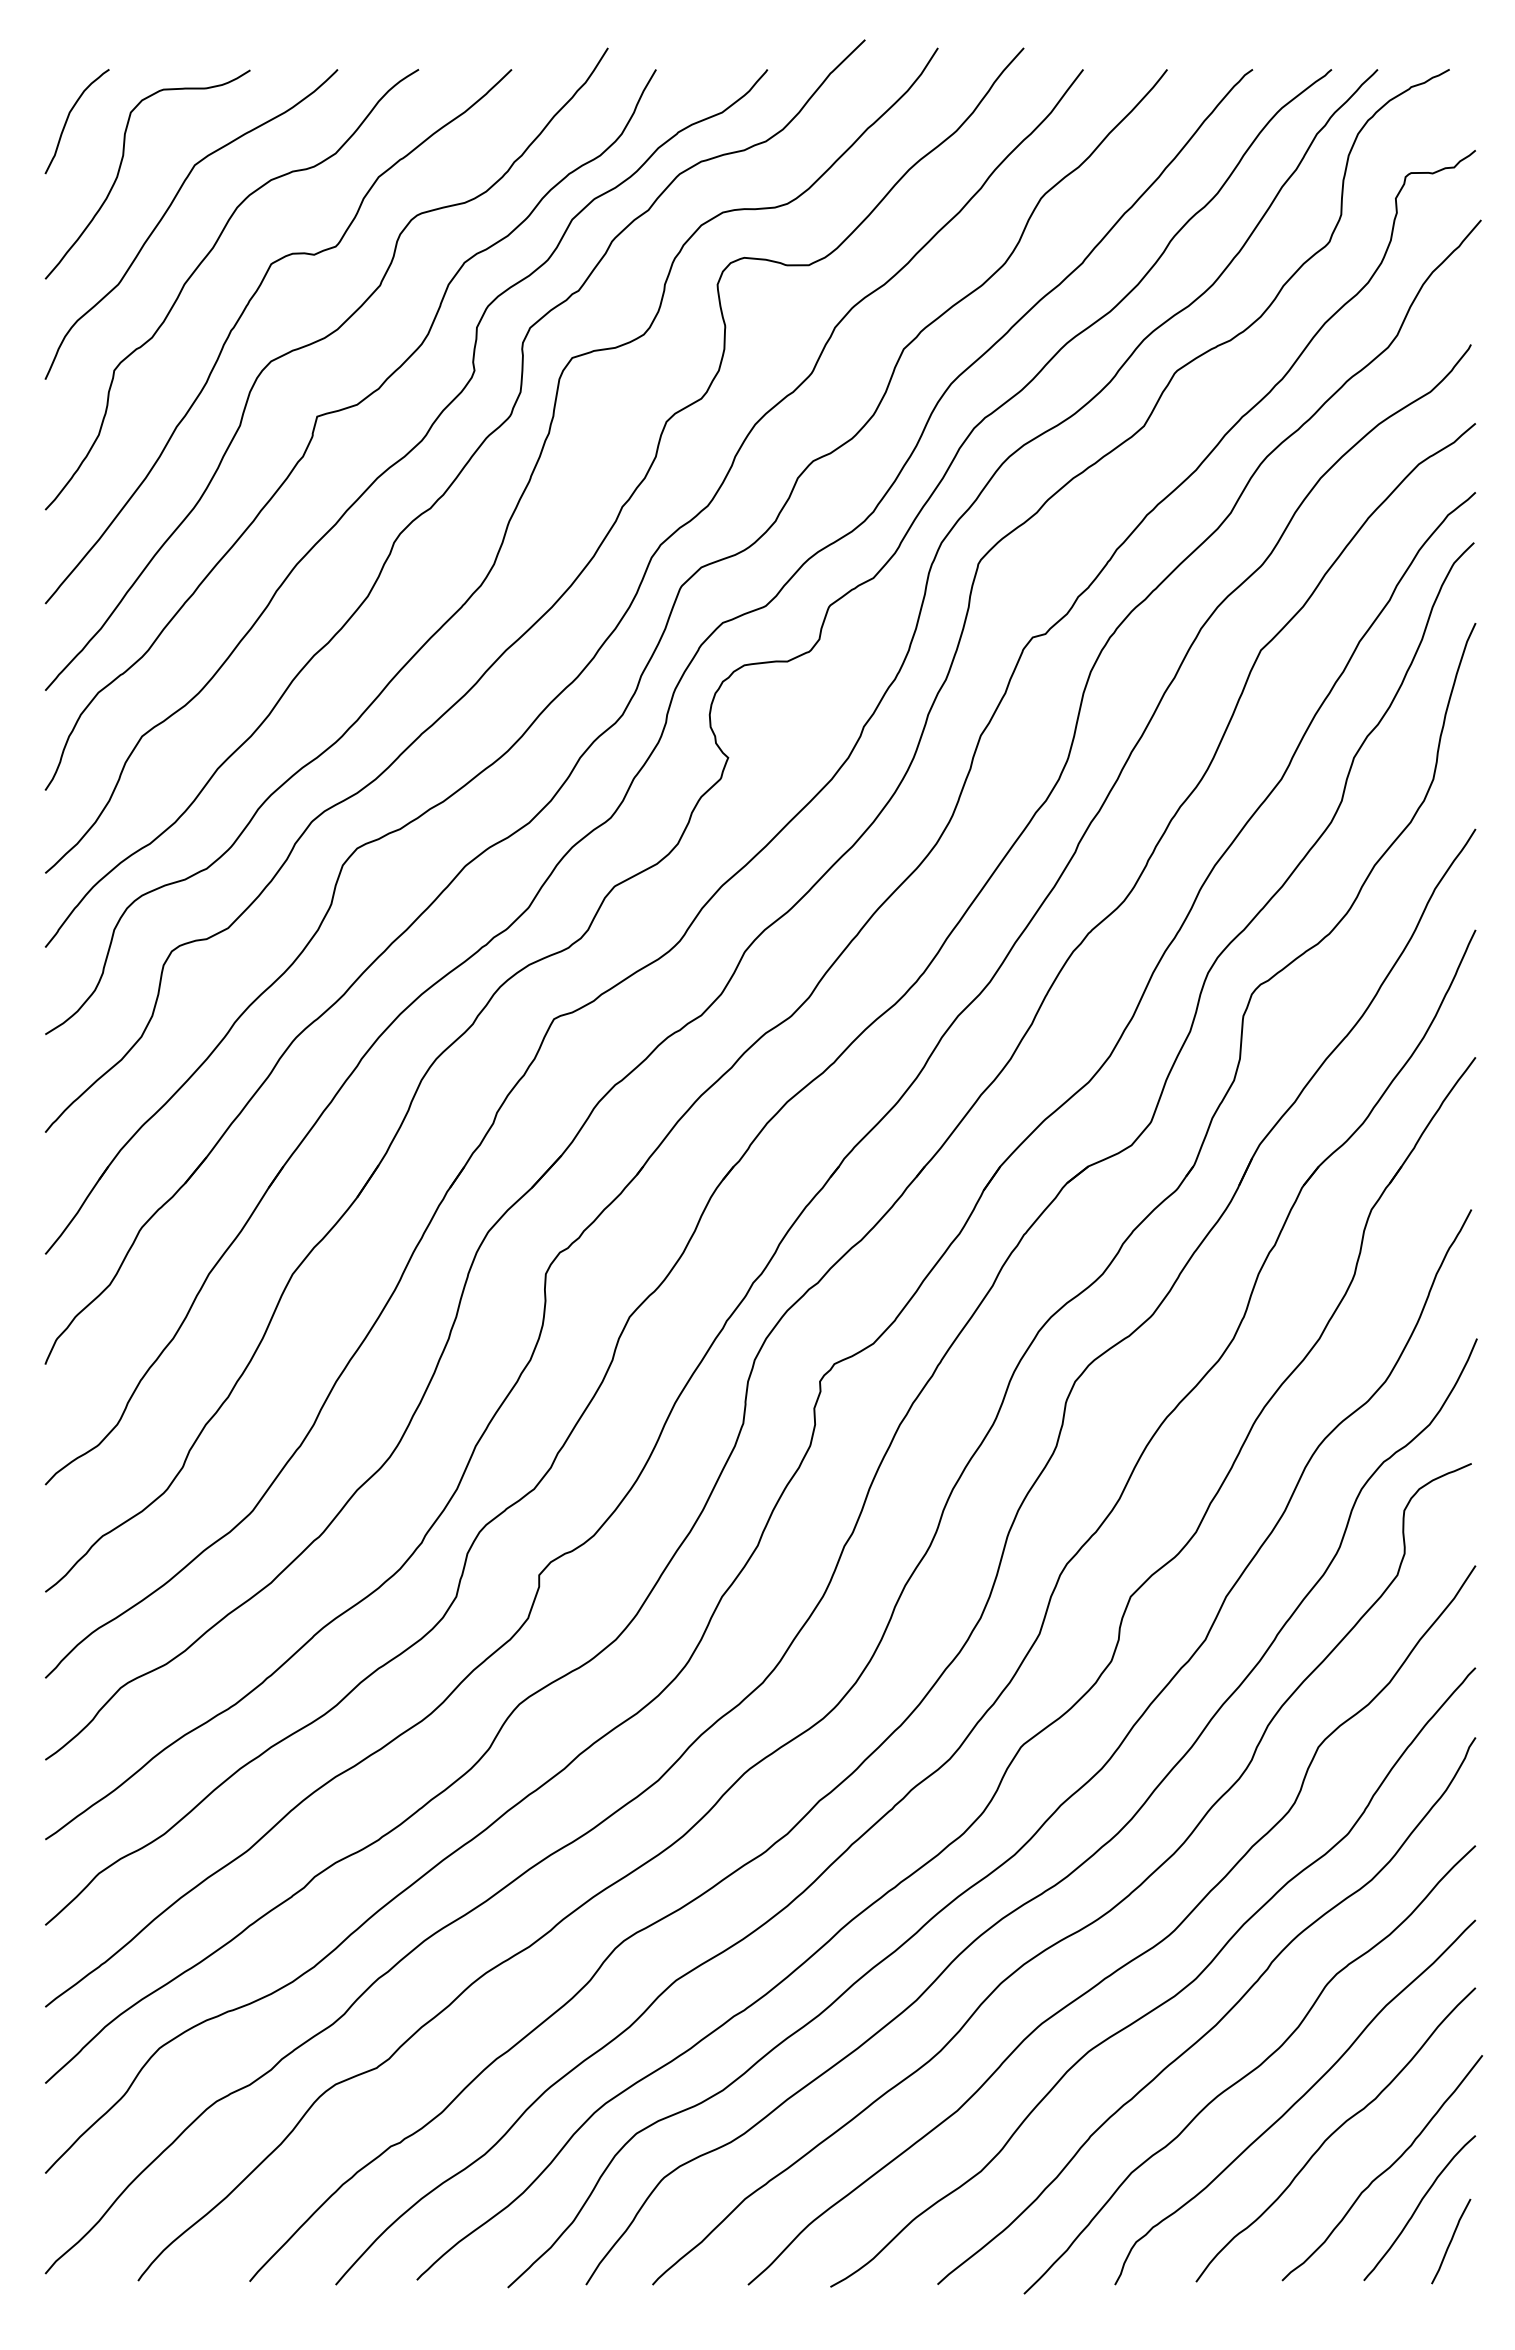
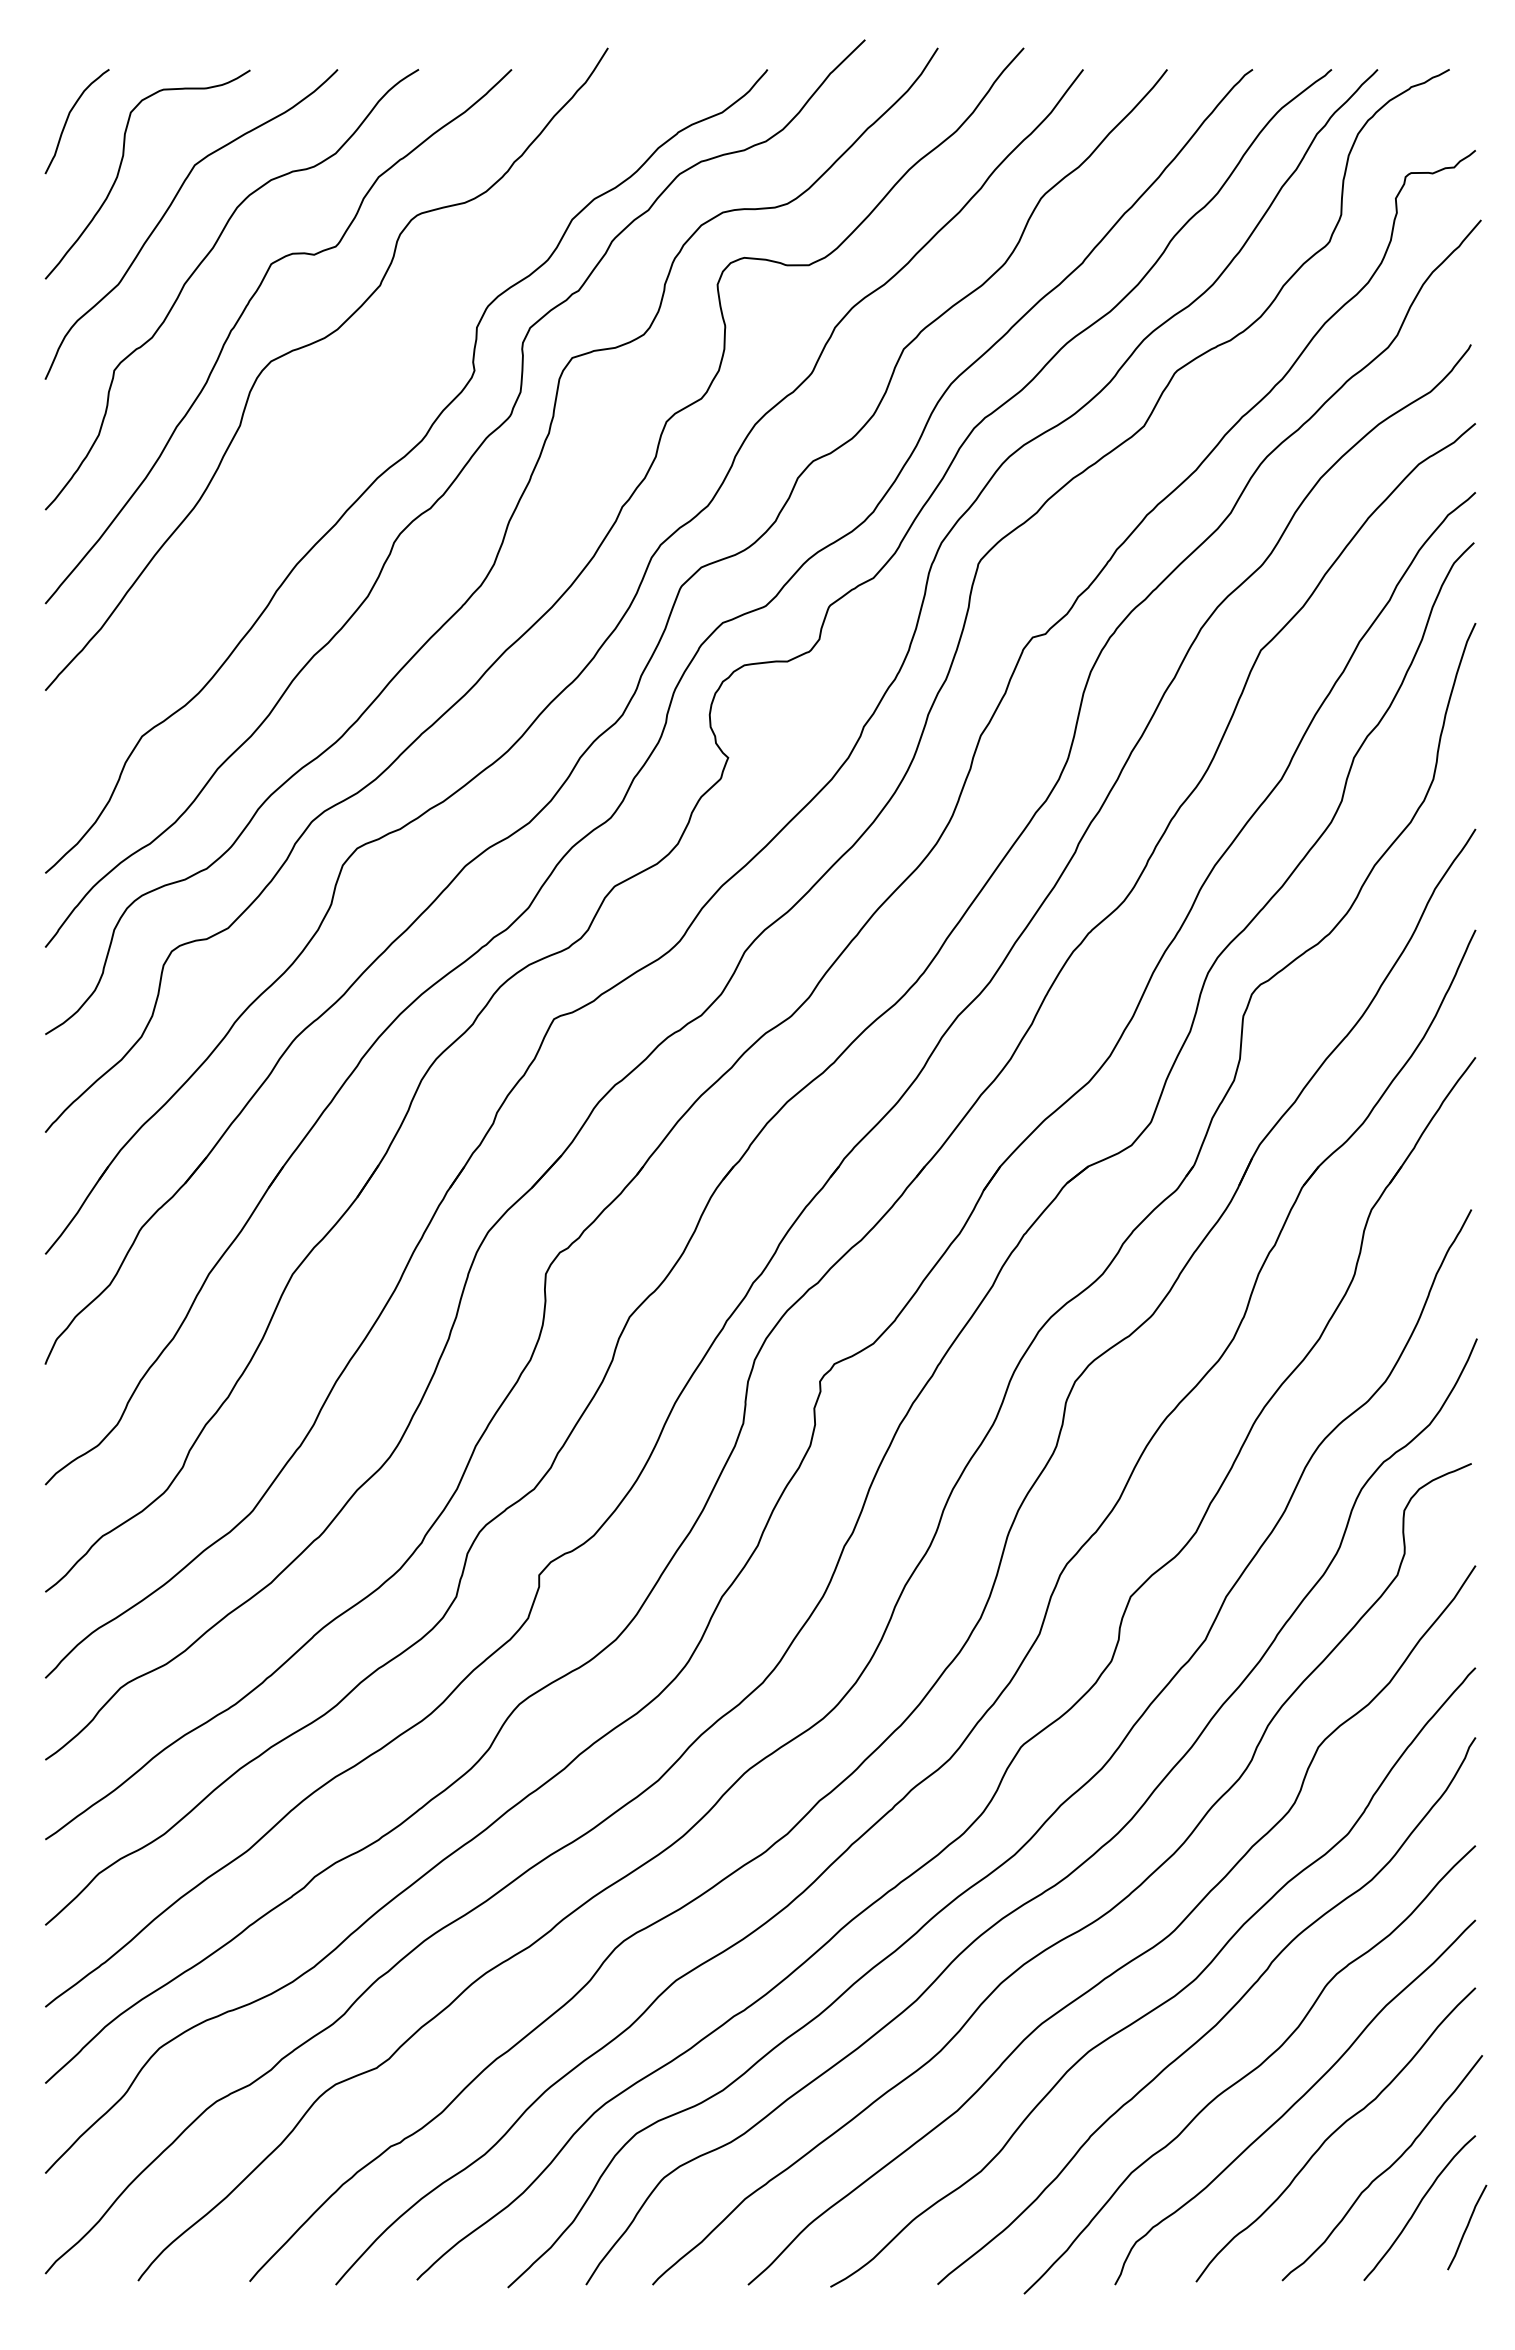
curve: present -> none (343, 410)
curve position: (1451, 2241) -> (1467, 2227) (1467, 2227)
